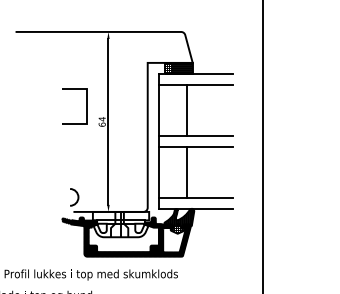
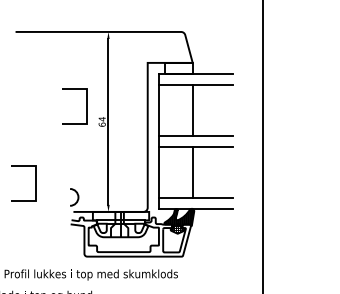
hatch: present -> none (178, 68)
line position: (187, 110) -> (193, 110) (193, 110)
line position: (187, 172) -> (193, 172) (193, 172)
line: none -> present (35, 183)
hatch: present -> none (125, 236)
